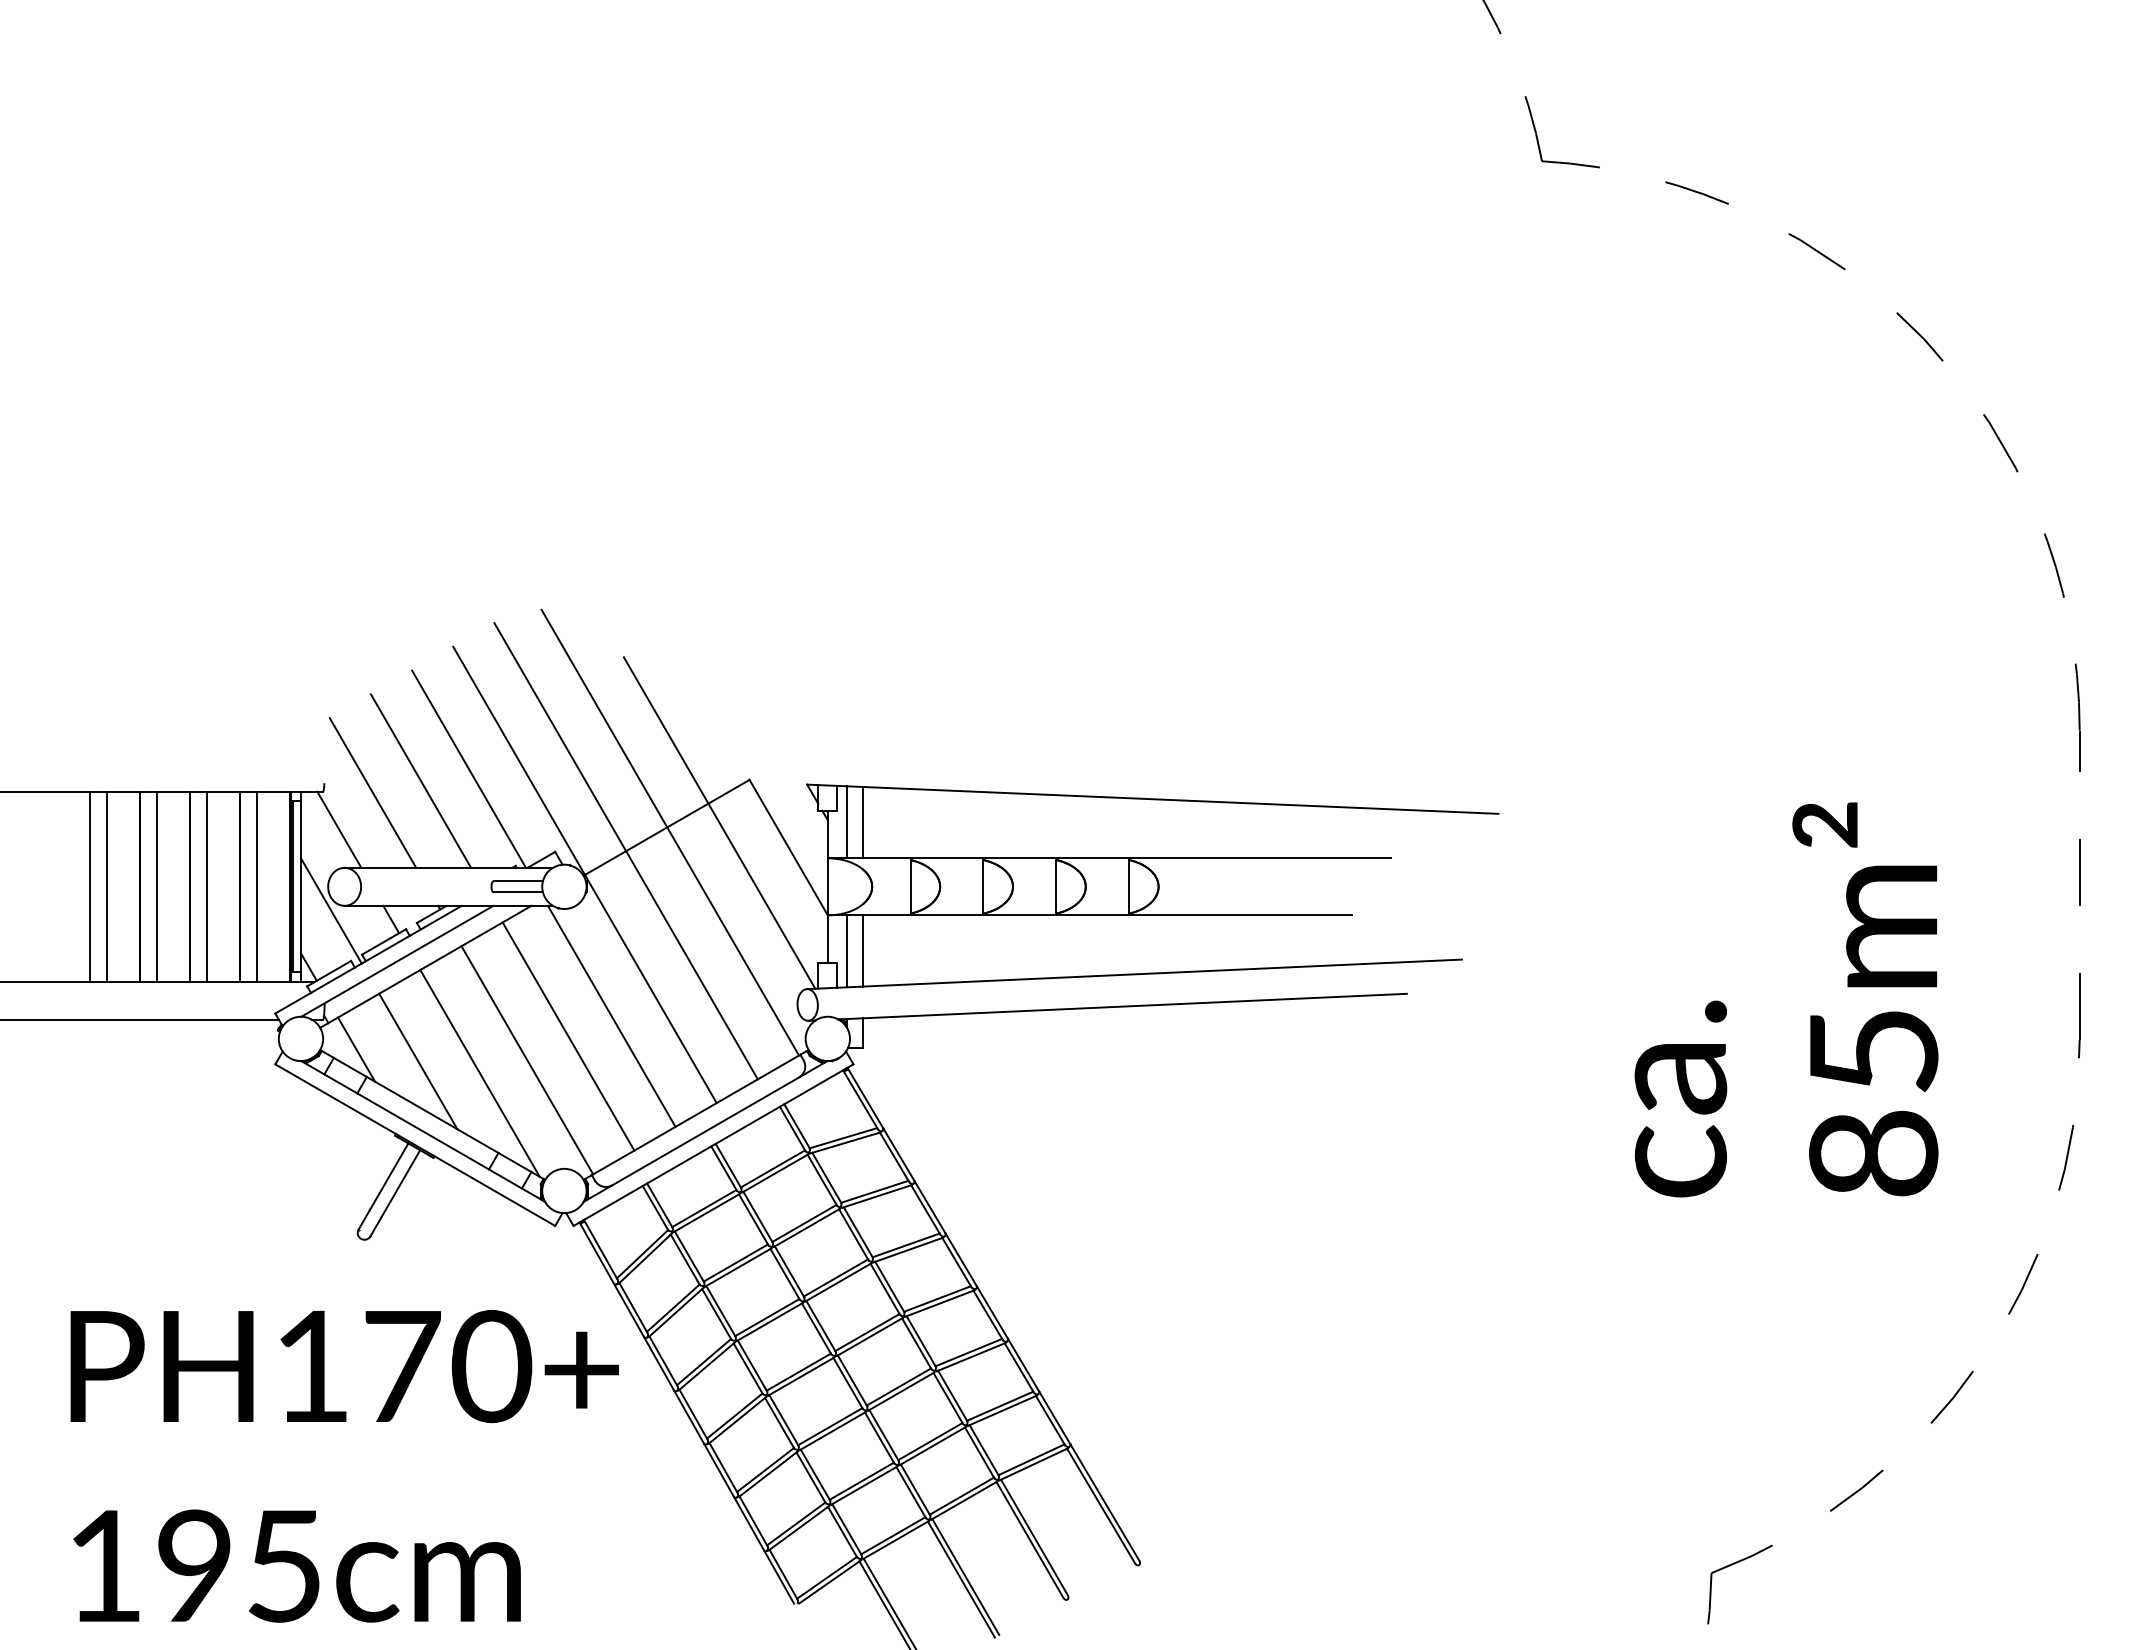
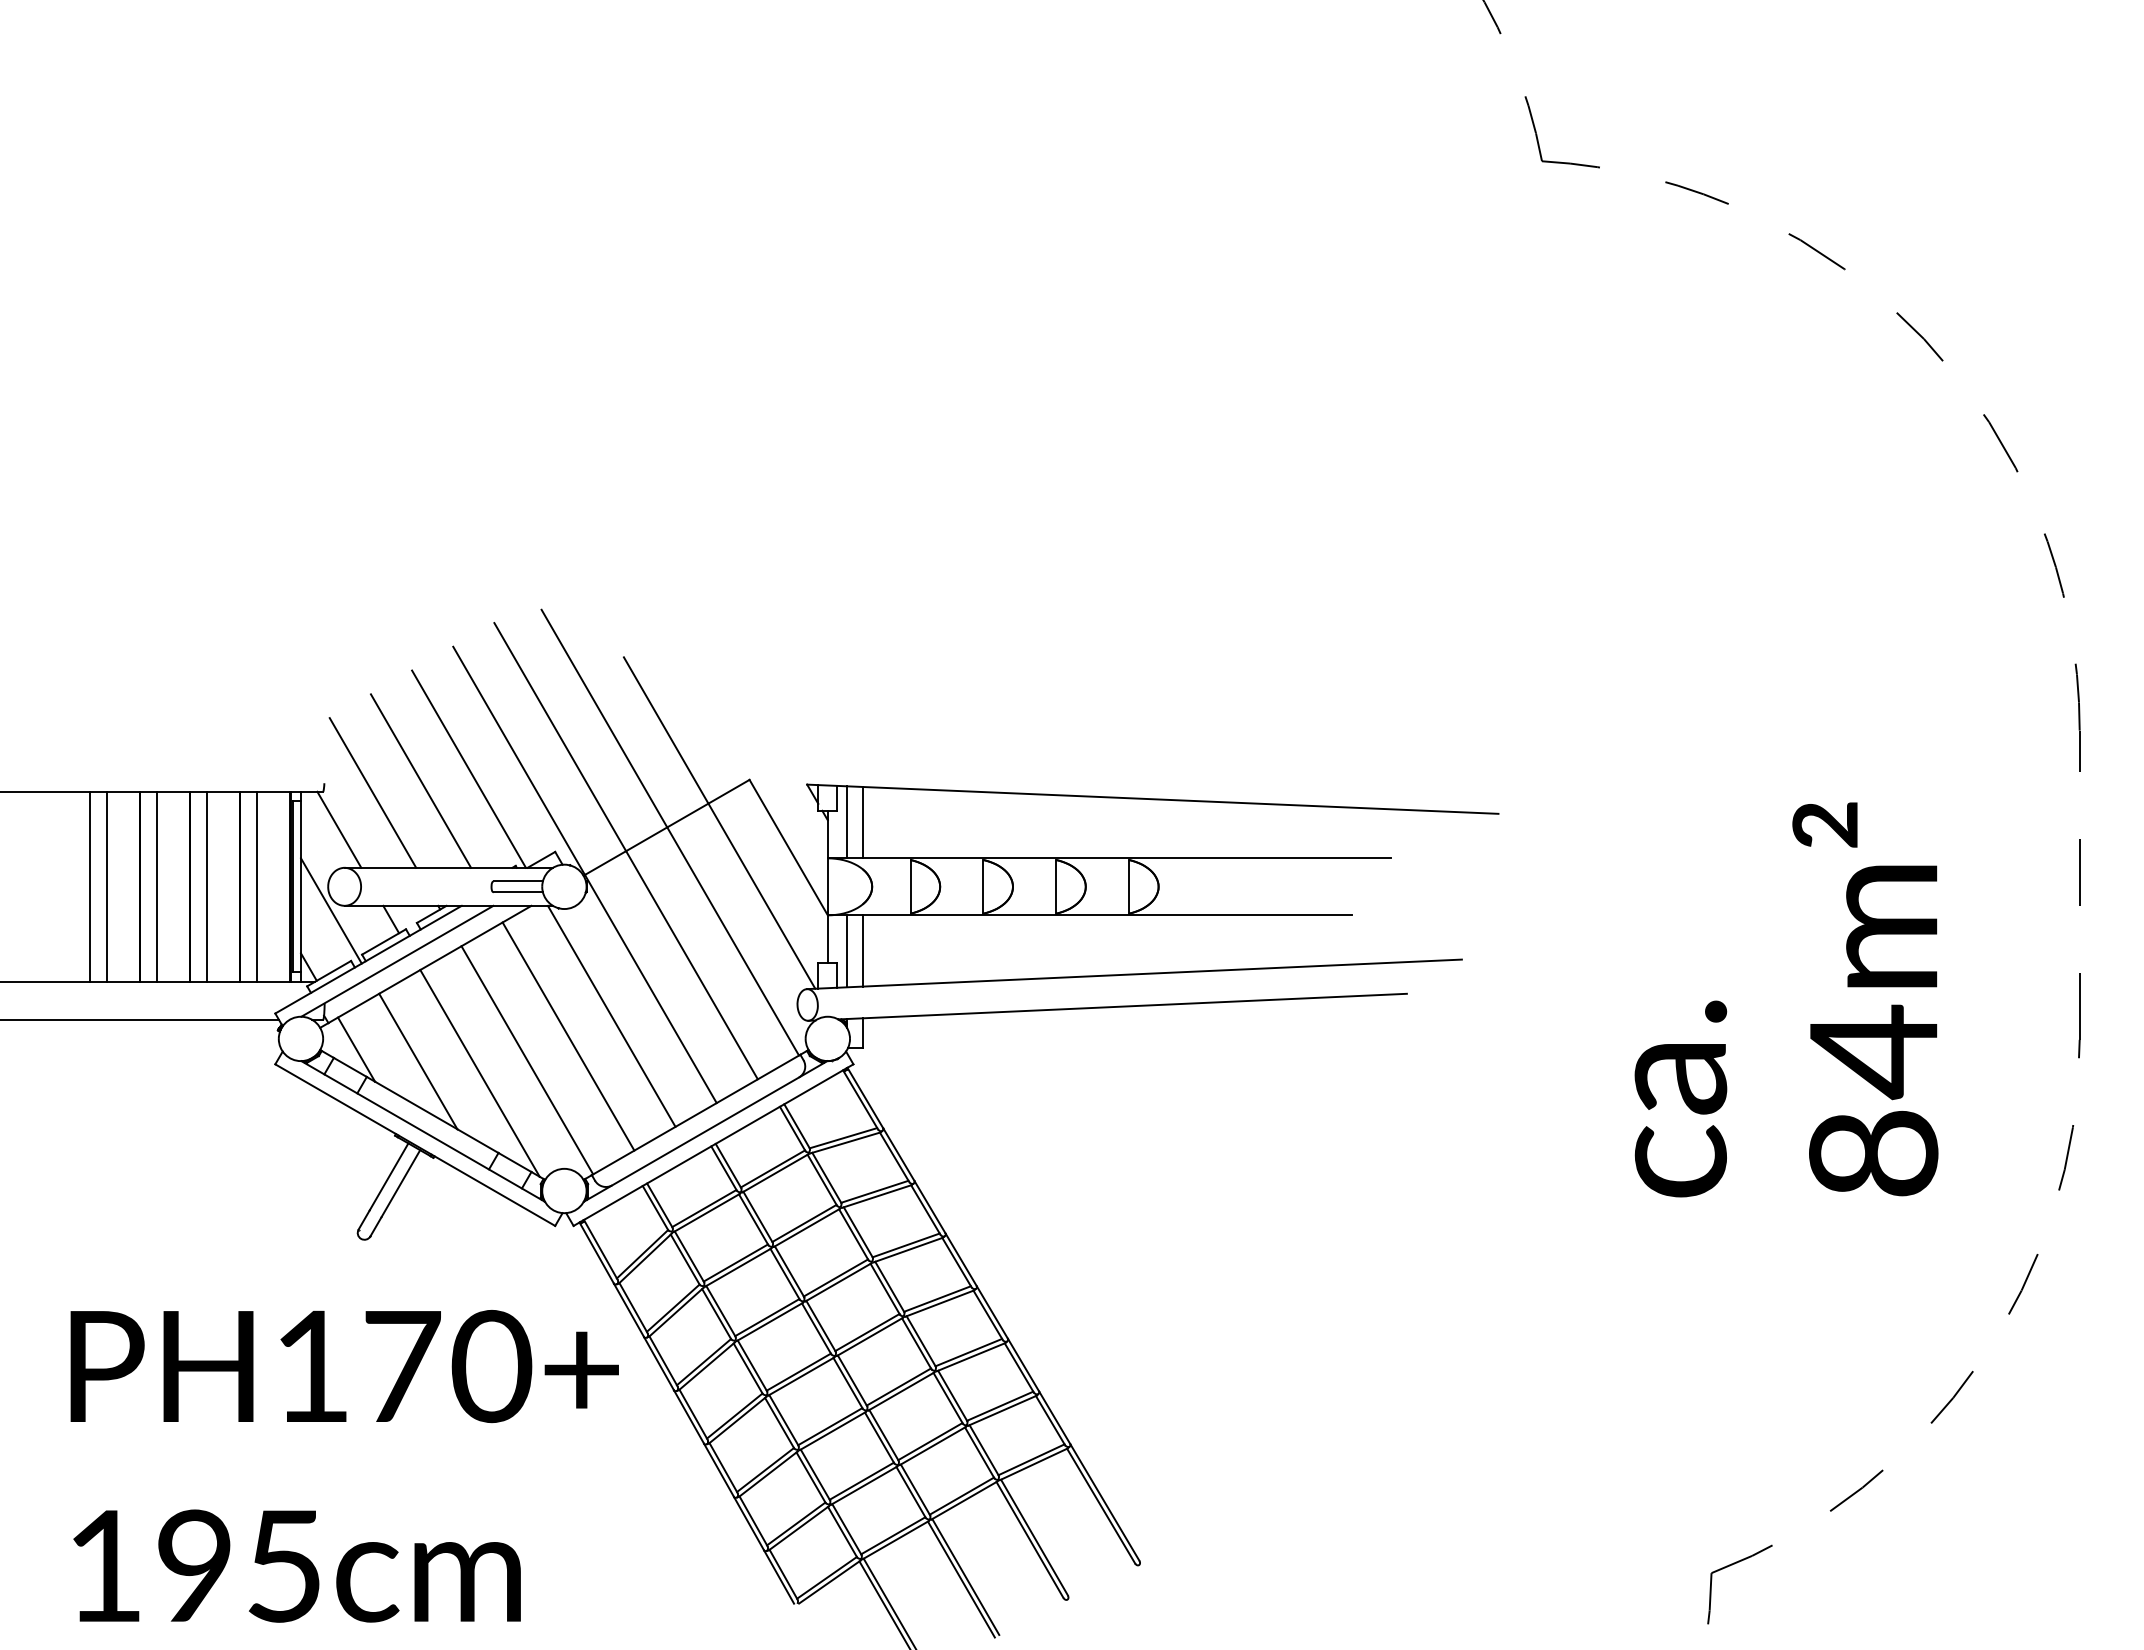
text: 85m² -> 84m² (1874, 1052)
